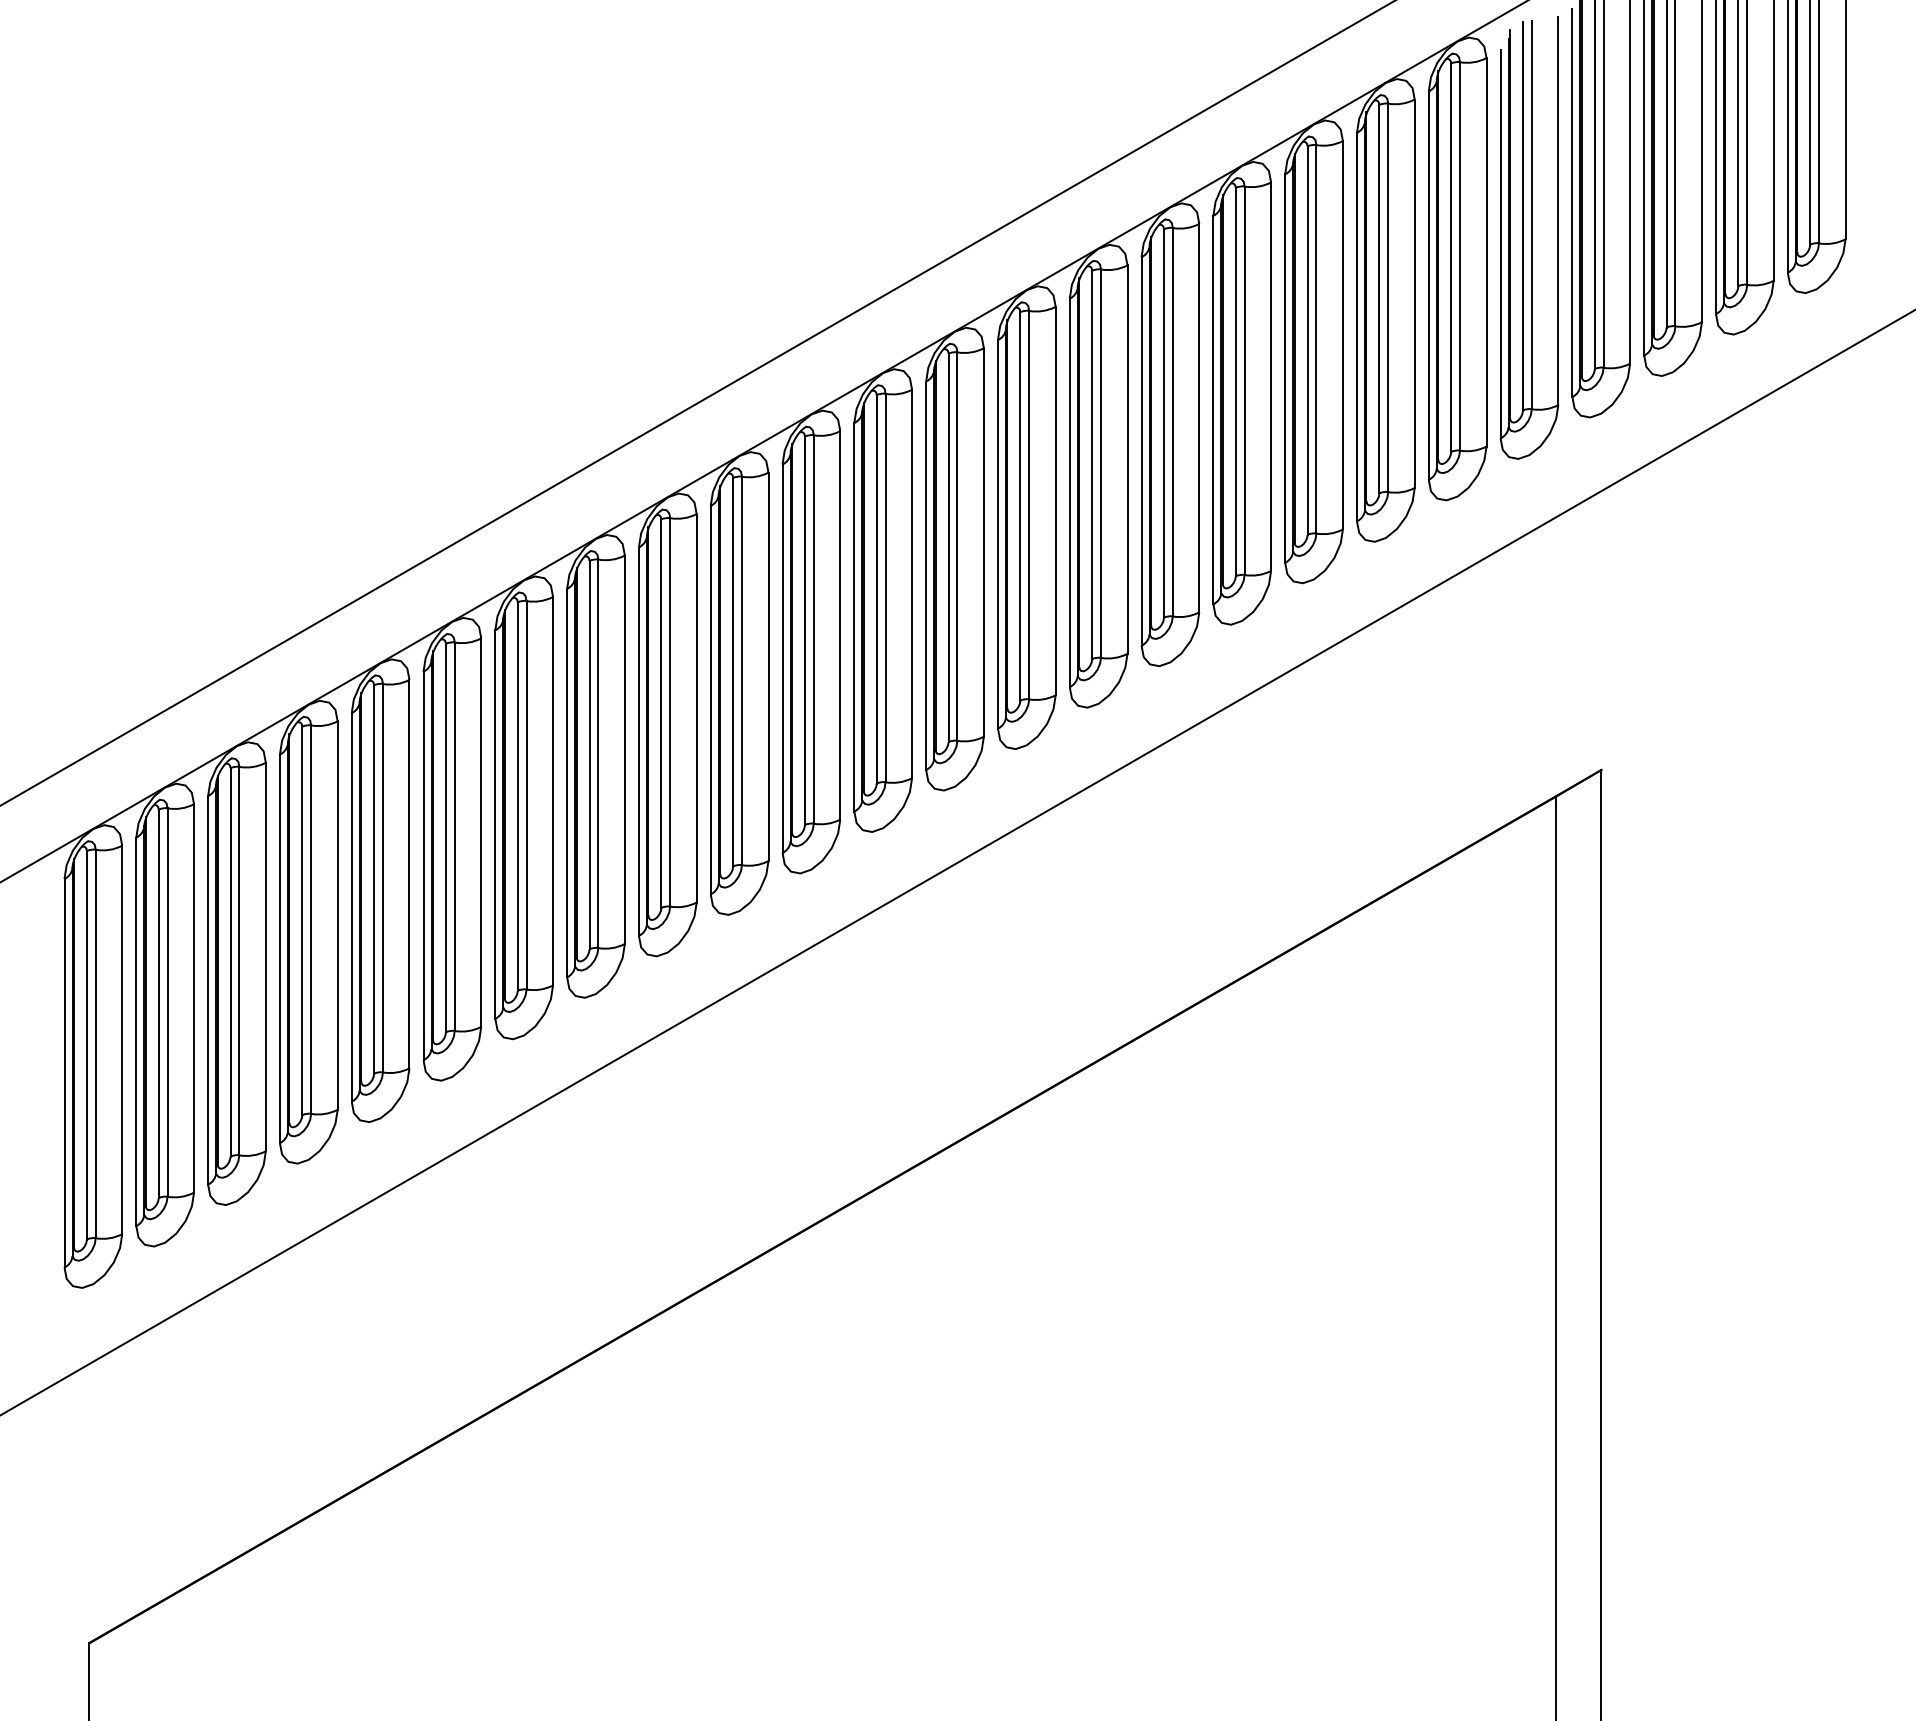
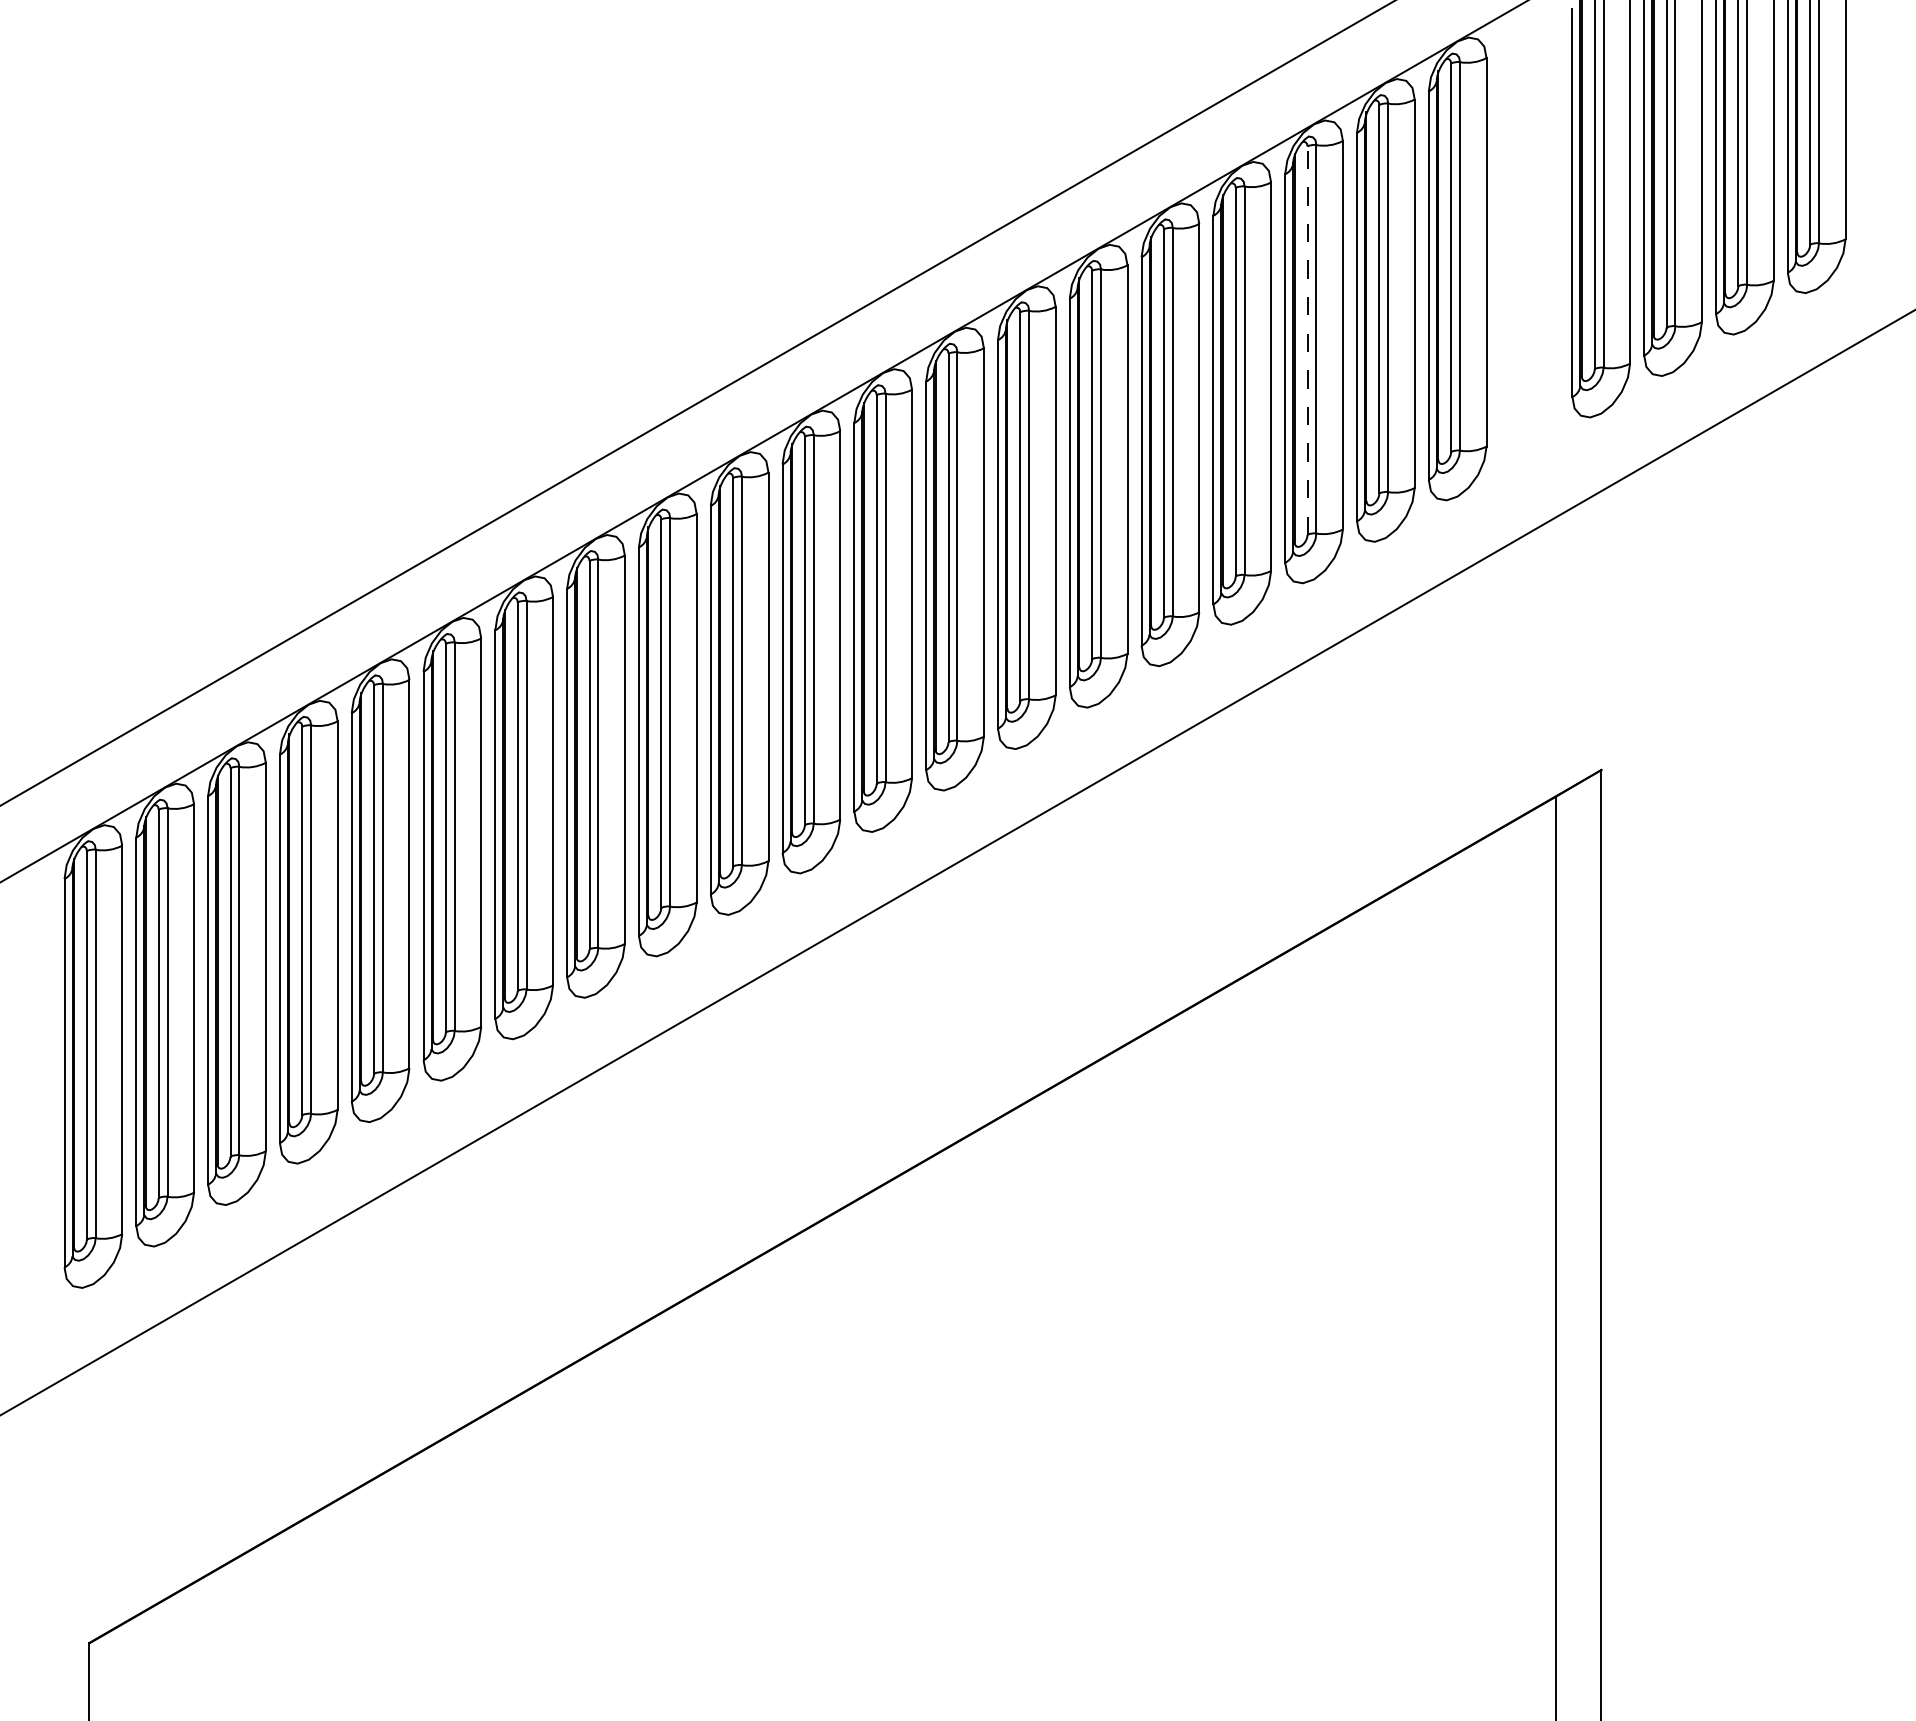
part: present -> none (1529, 237)
line: solid -> dashed (1307, 340)
